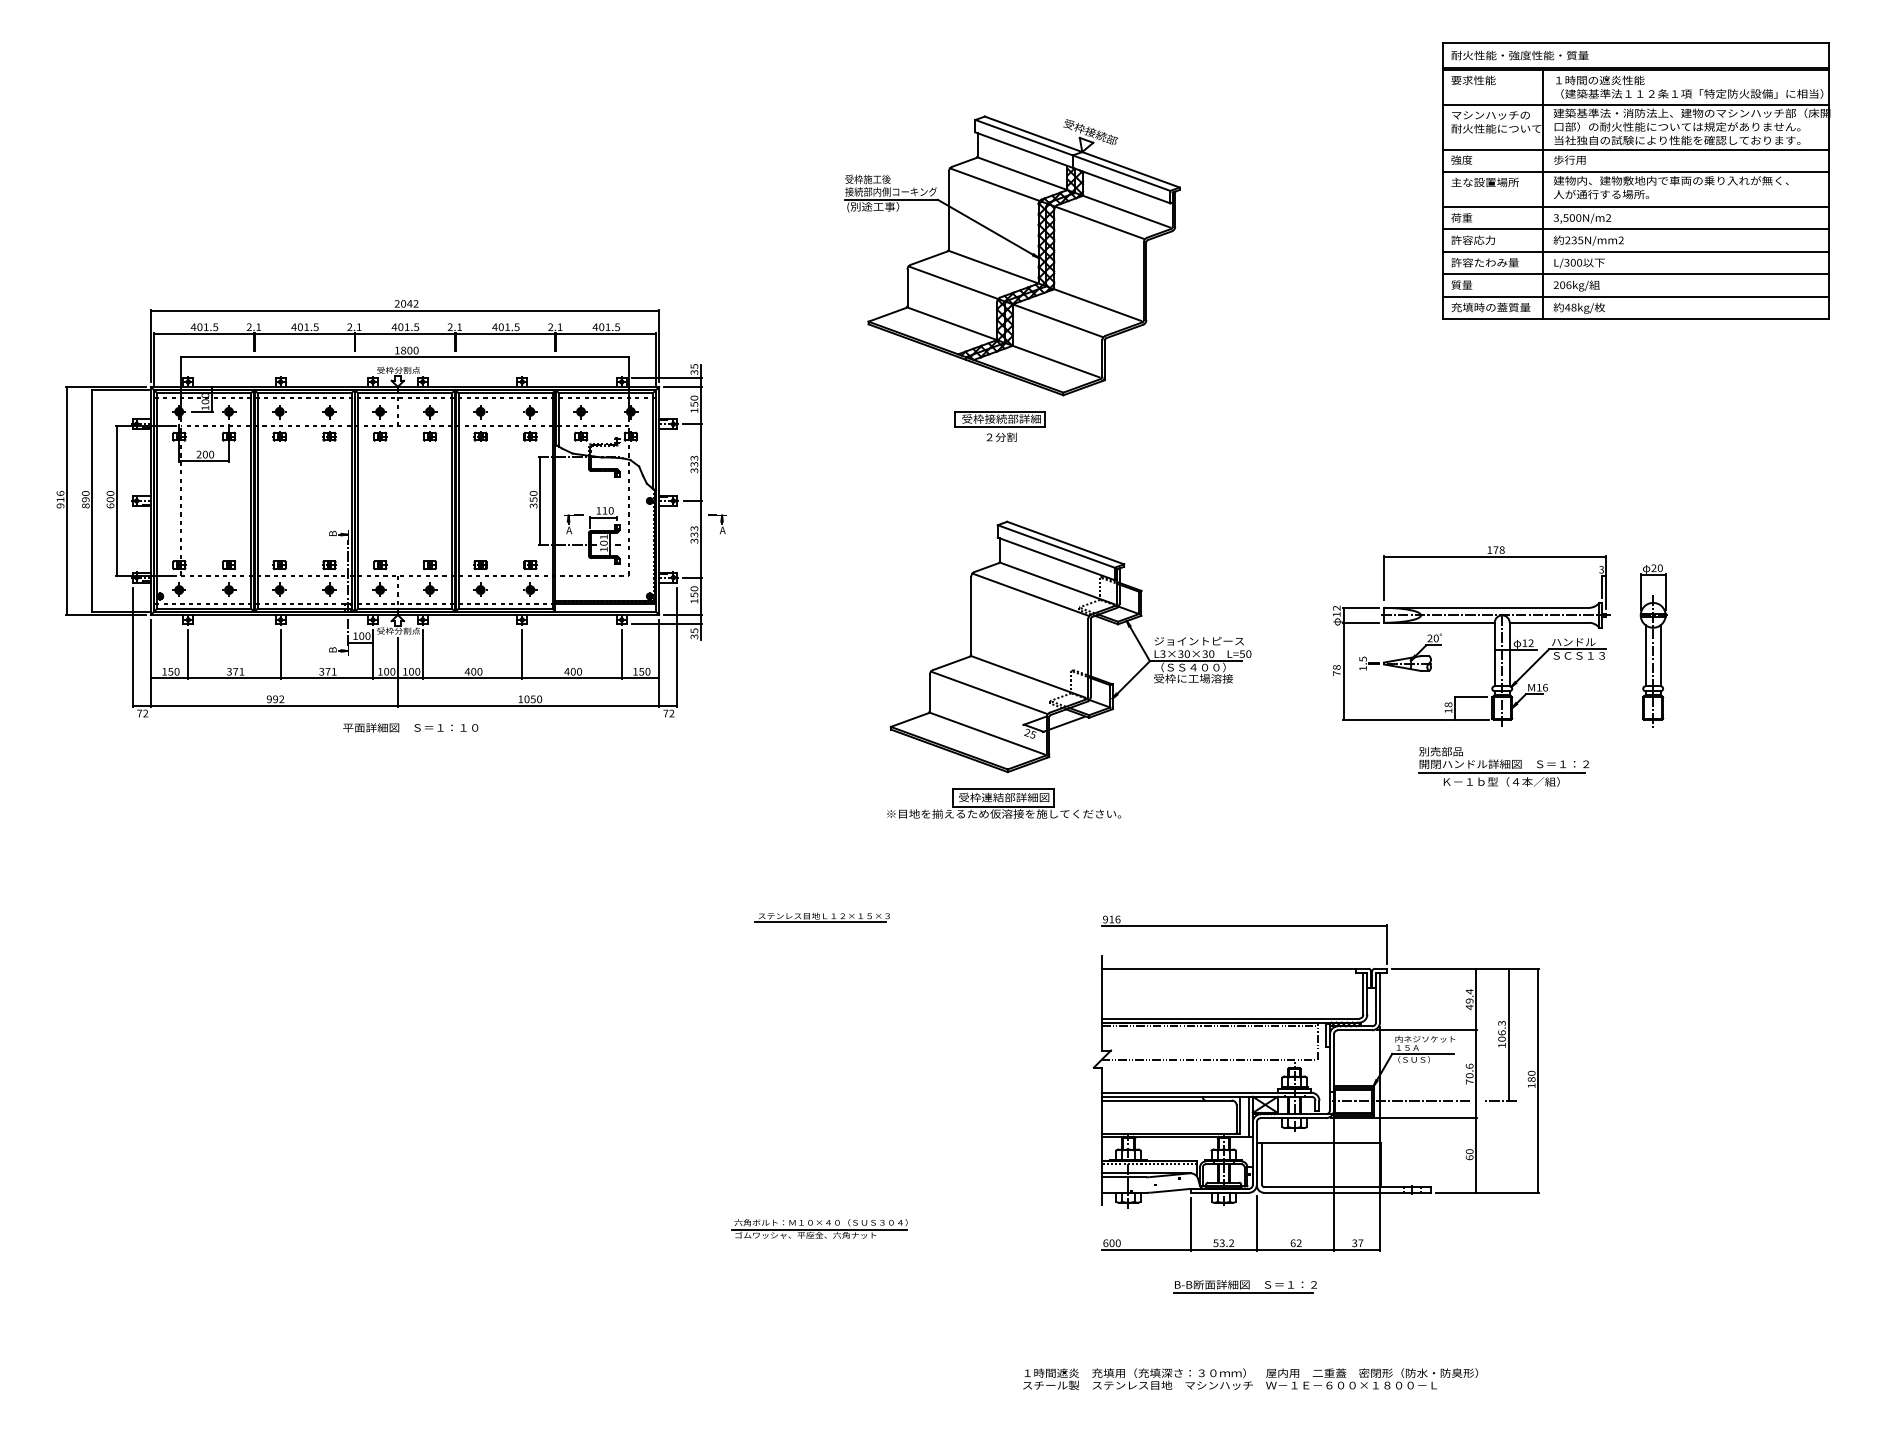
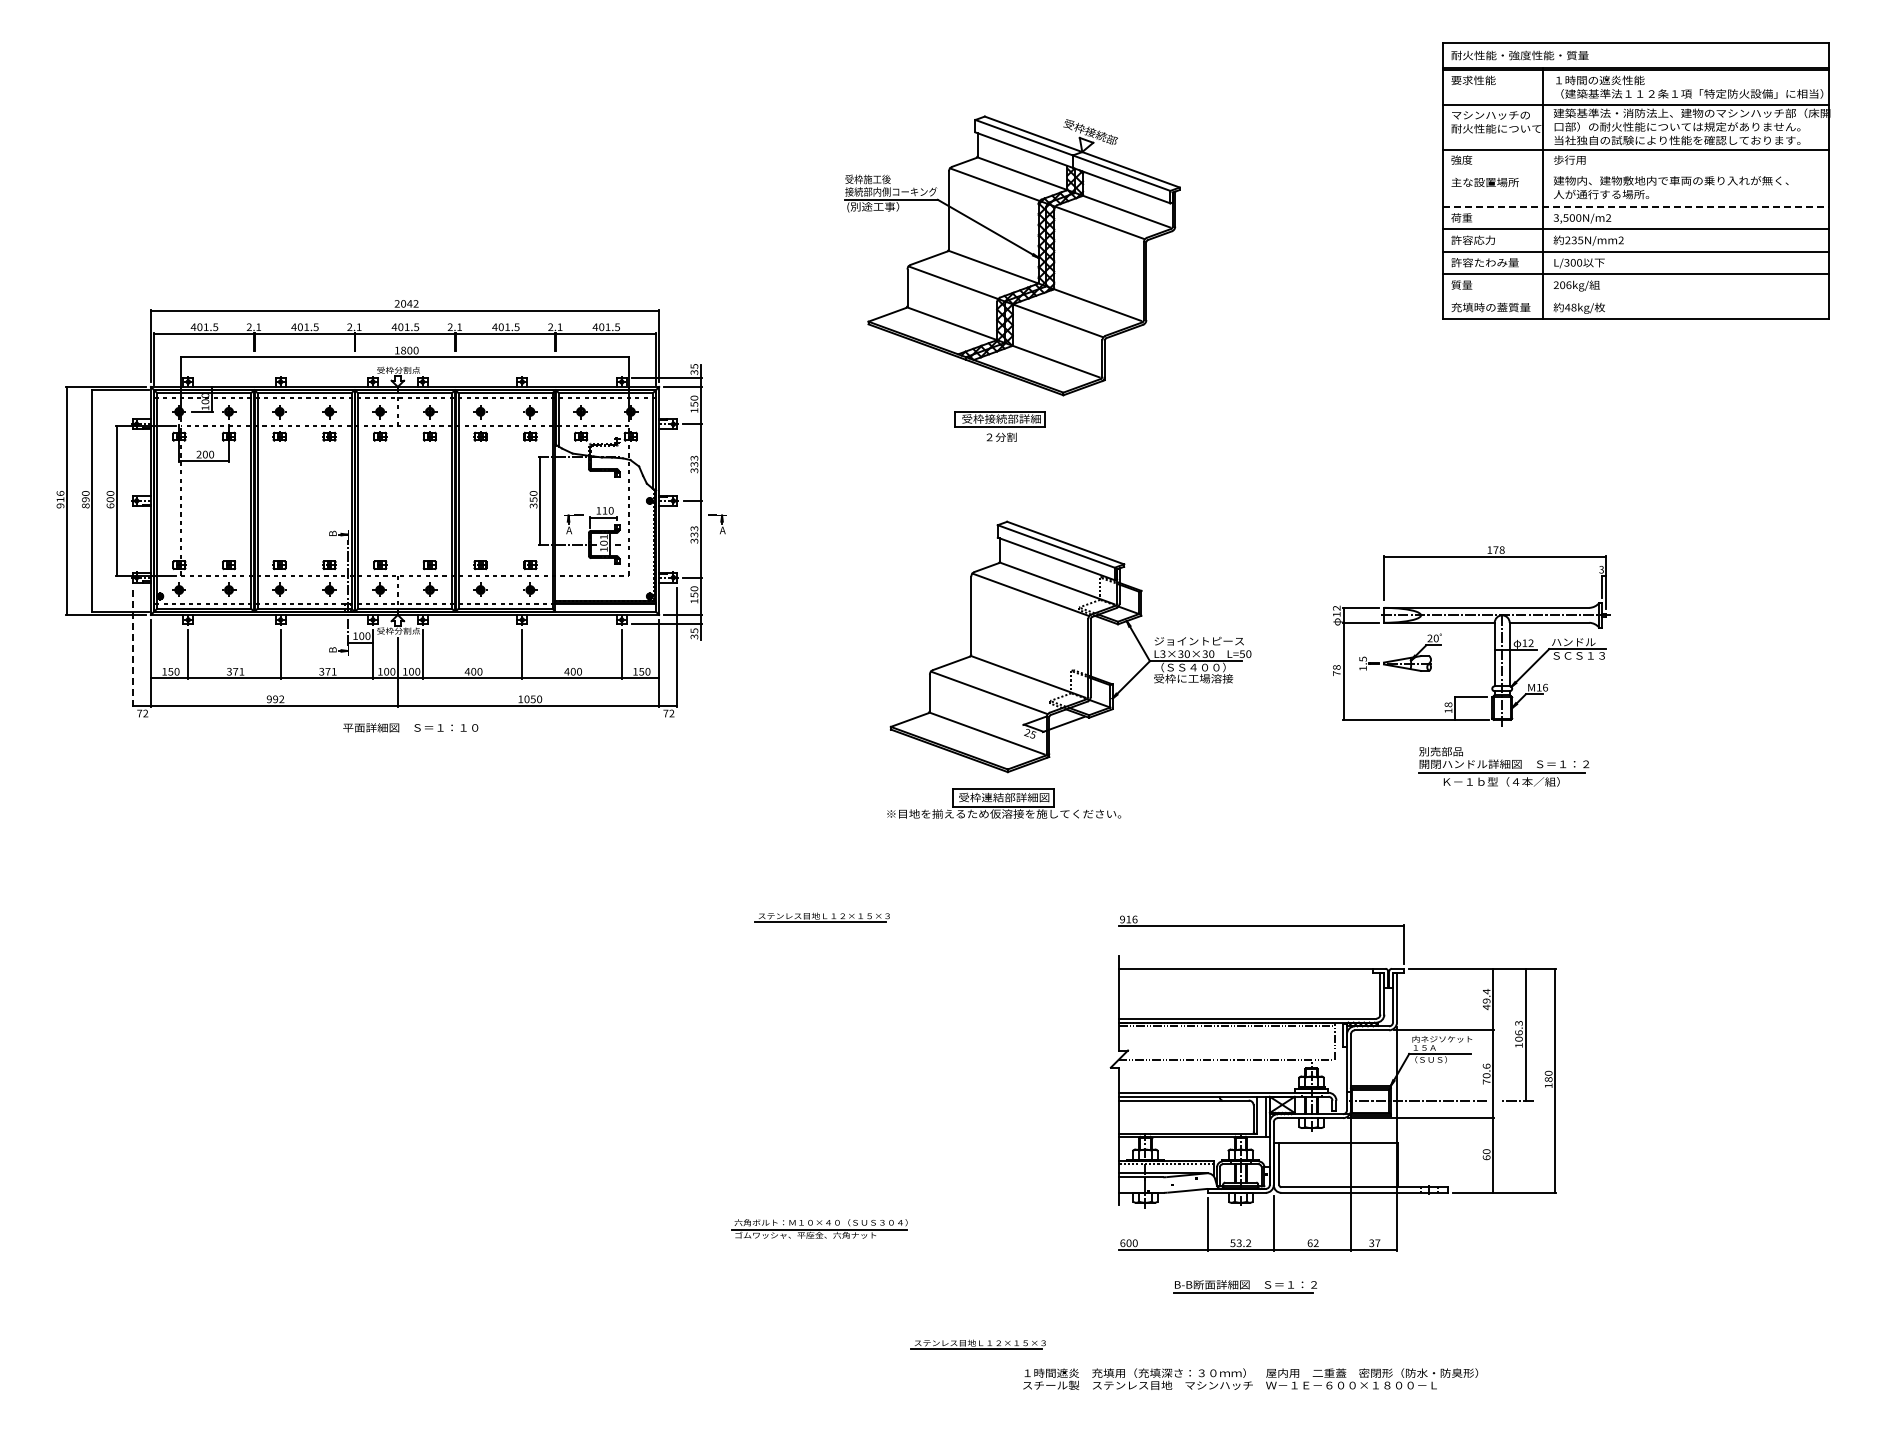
line: present -> none (1636, 172)
line: solid -> dashed (1636, 207)
line: present -> none (1636, 296)
part: present -> none (1653, 645)
line: solid -> dashed (132, 647)
part position: (1315, 1083) -> (1332, 1083) (1332, 1083)
part: none -> present (977, 1344)
